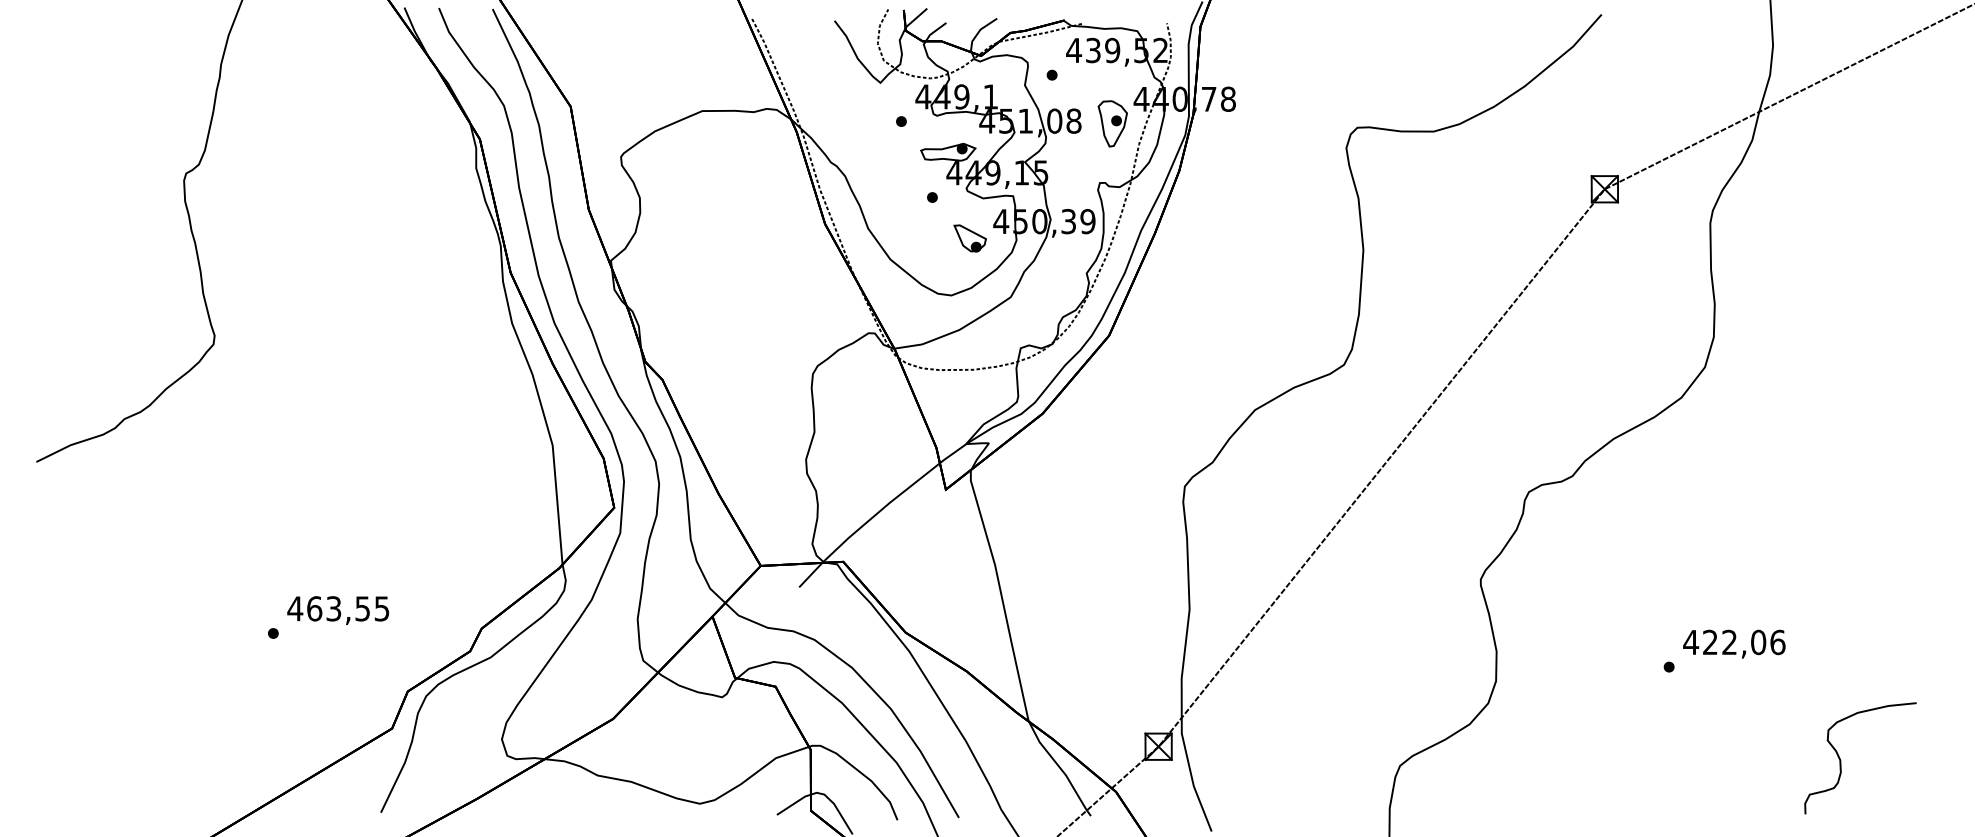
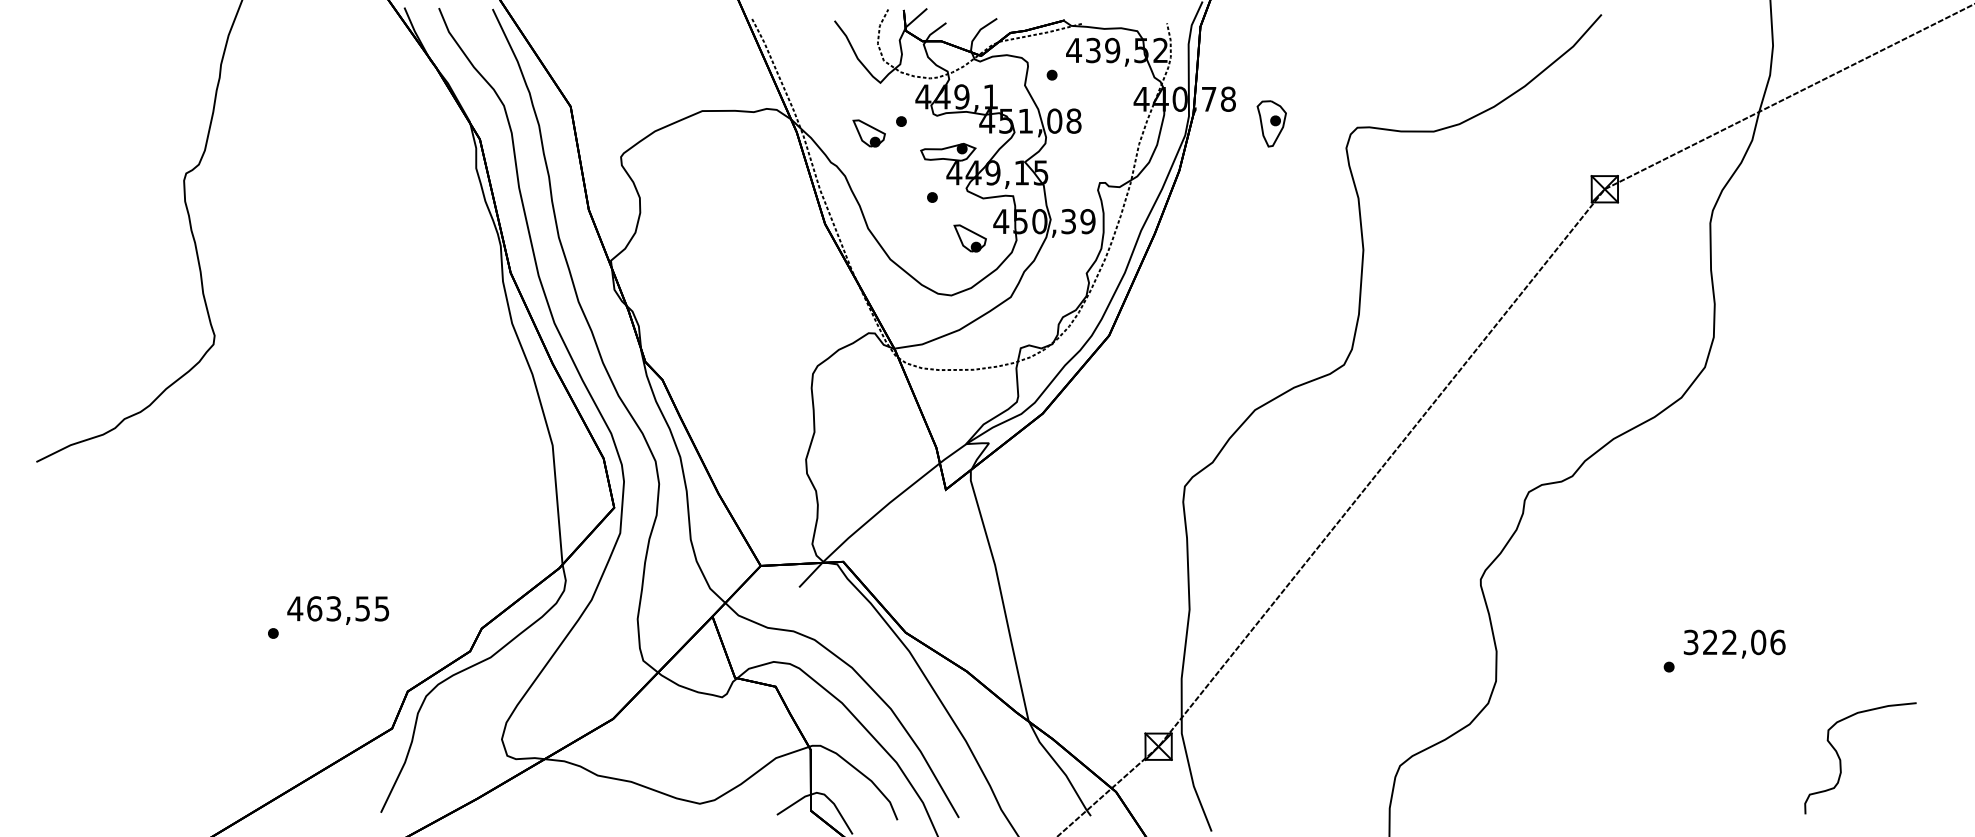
part position: (1112, 123) -> (1271, 123) (1271, 123)
part: none -> present (868, 133)
text: 422,06 -> 322,06 (1691, 642)
